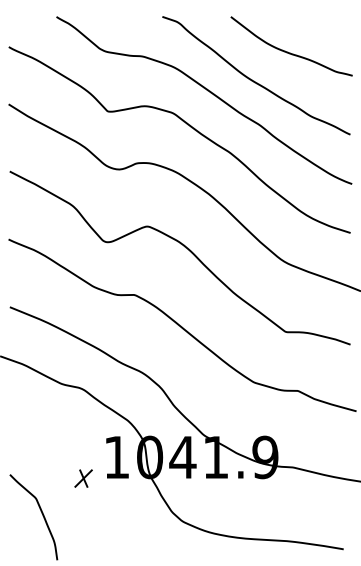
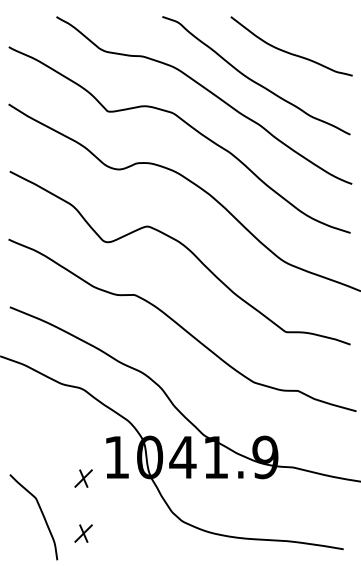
part: none -> present (83, 533)
